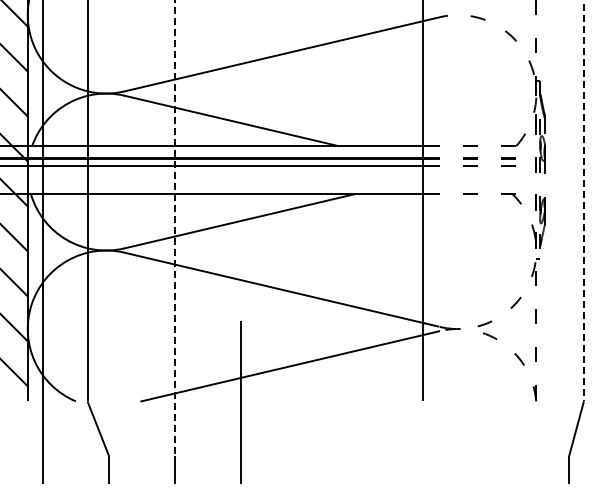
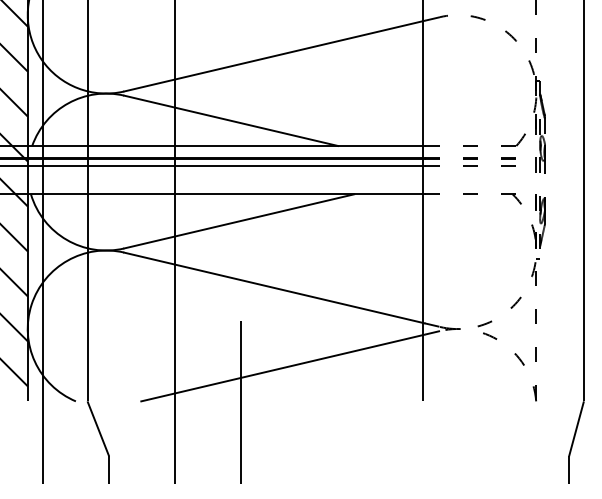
line: dashed -> solid (583, 201)
line: dashed -> solid (175, 228)
